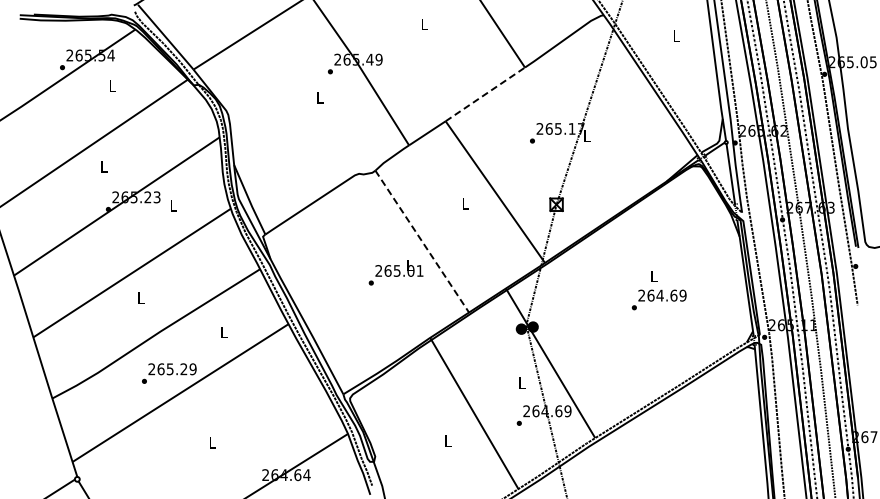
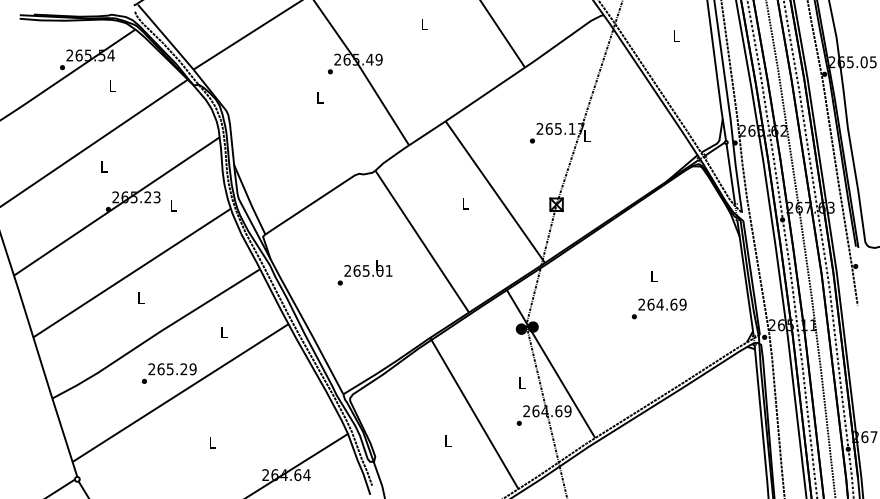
line: dashed -> solid (485, 94)
line: dashed -> solid (422, 241)
text position: (395, 272) -> (364, 272) (364, 272)
text position: (658, 299) -> (658, 308) (658, 308)
